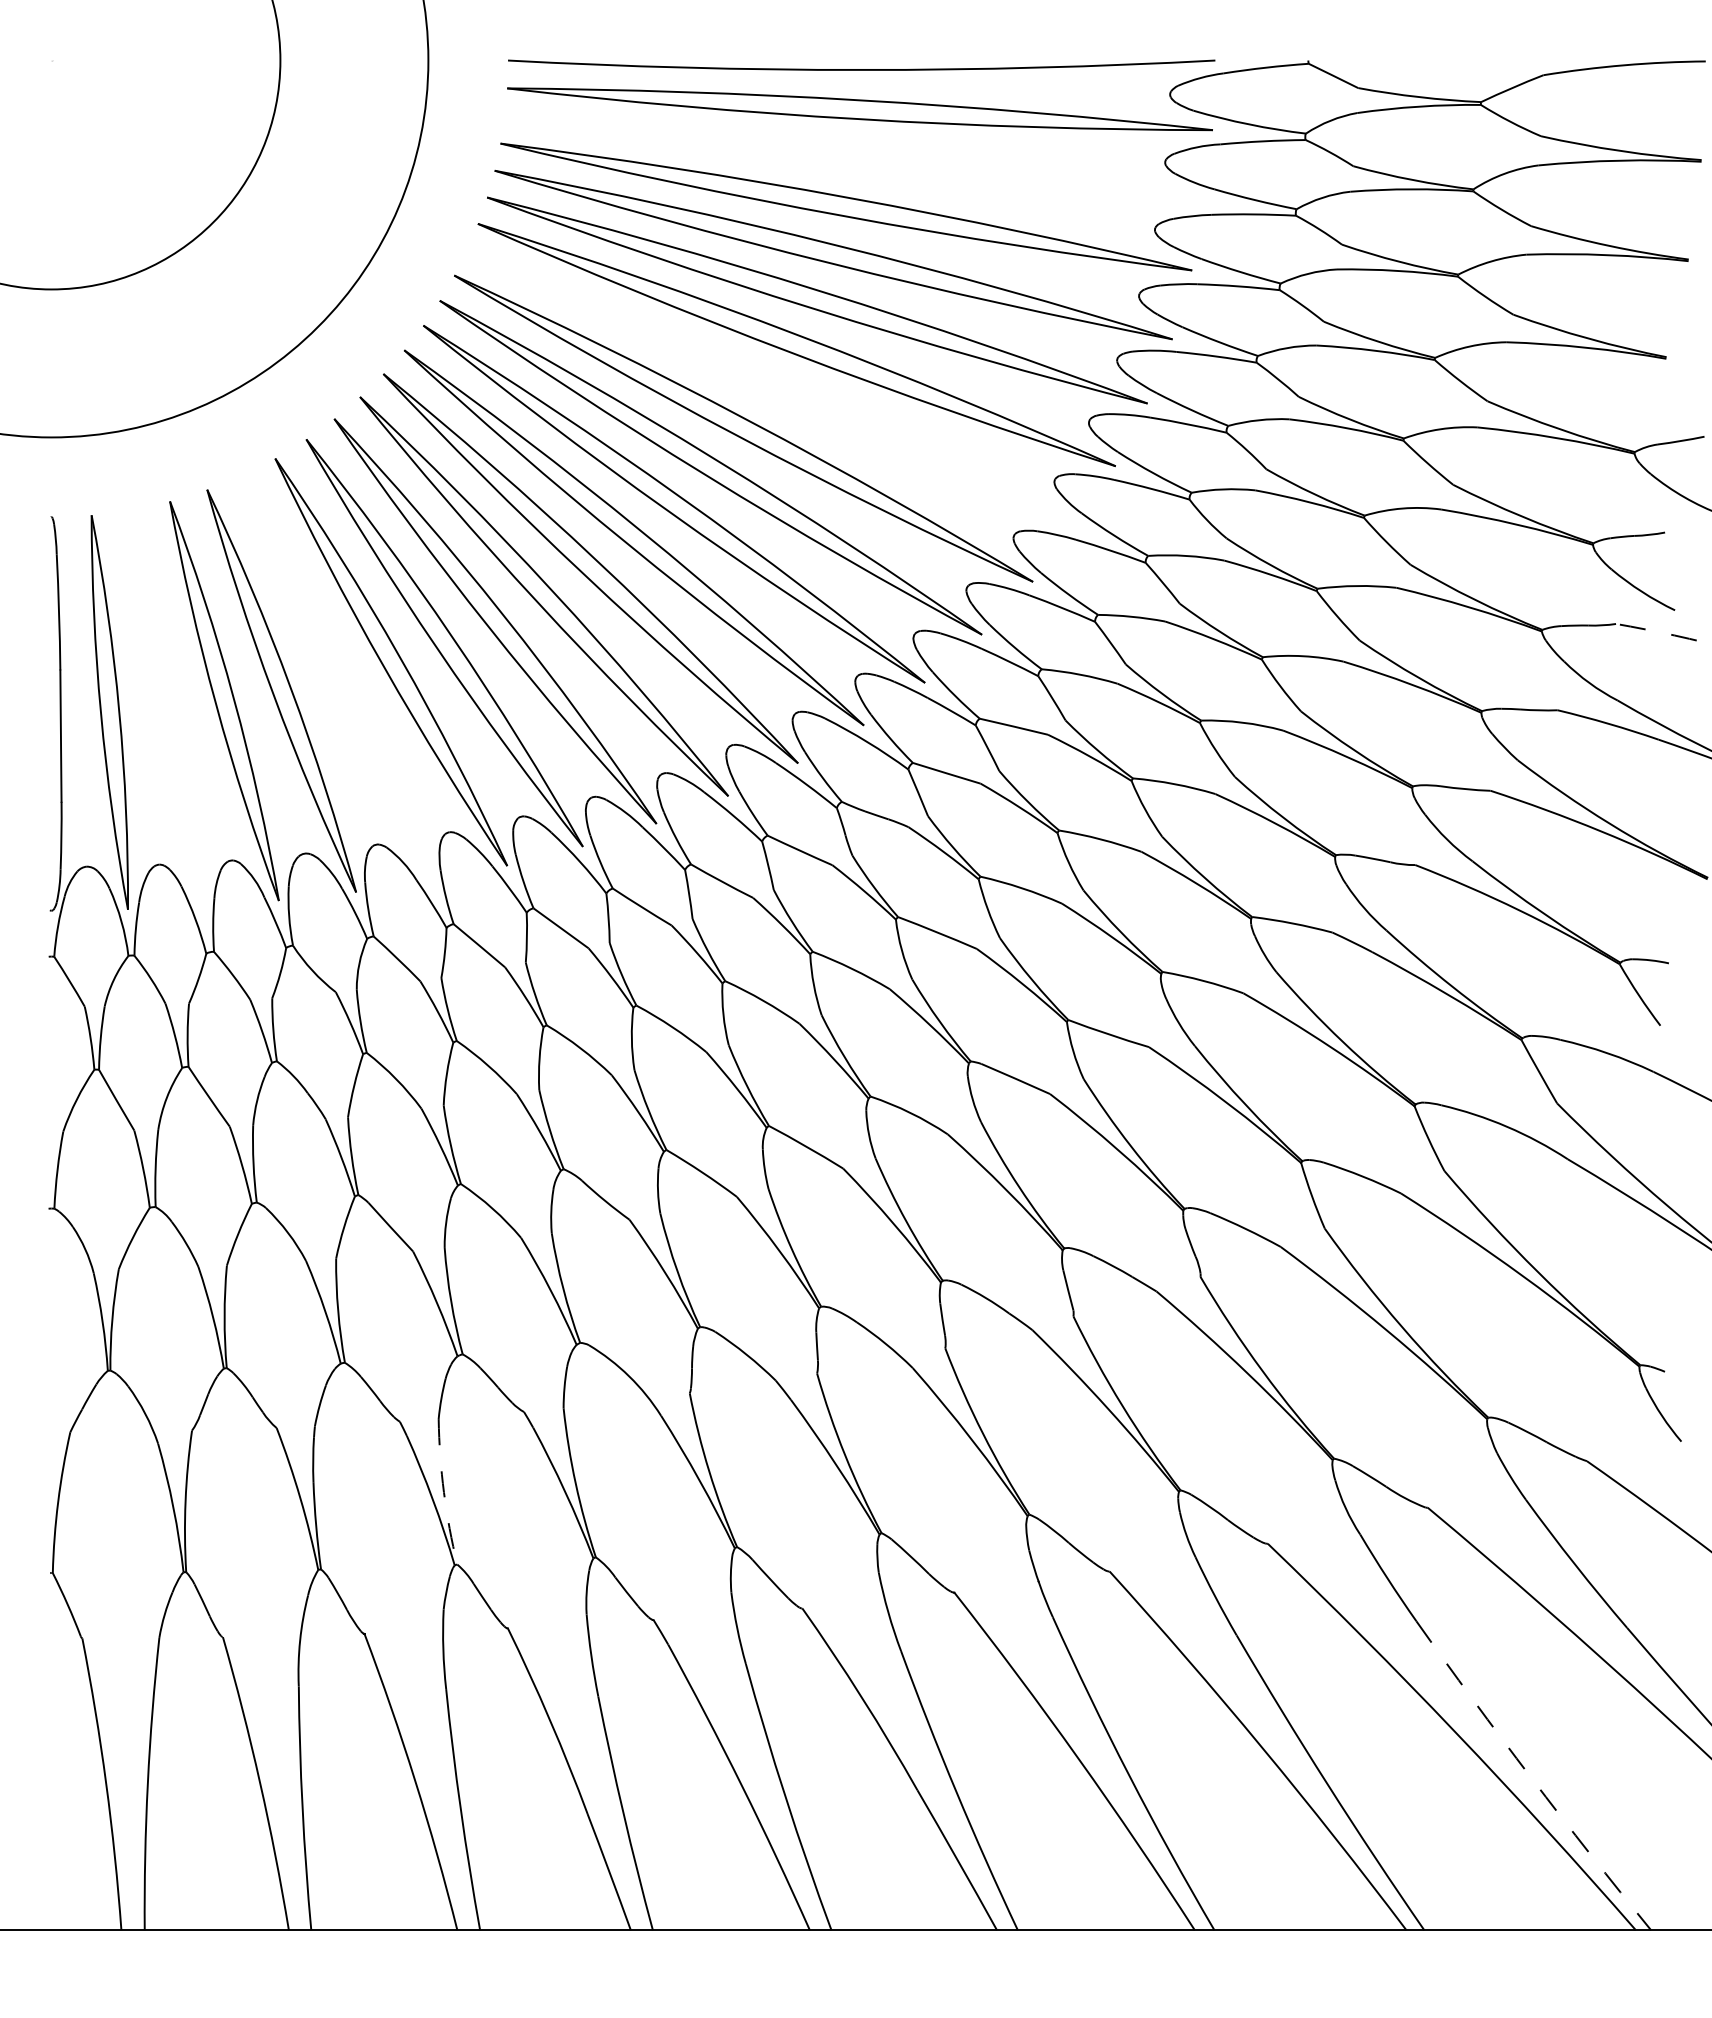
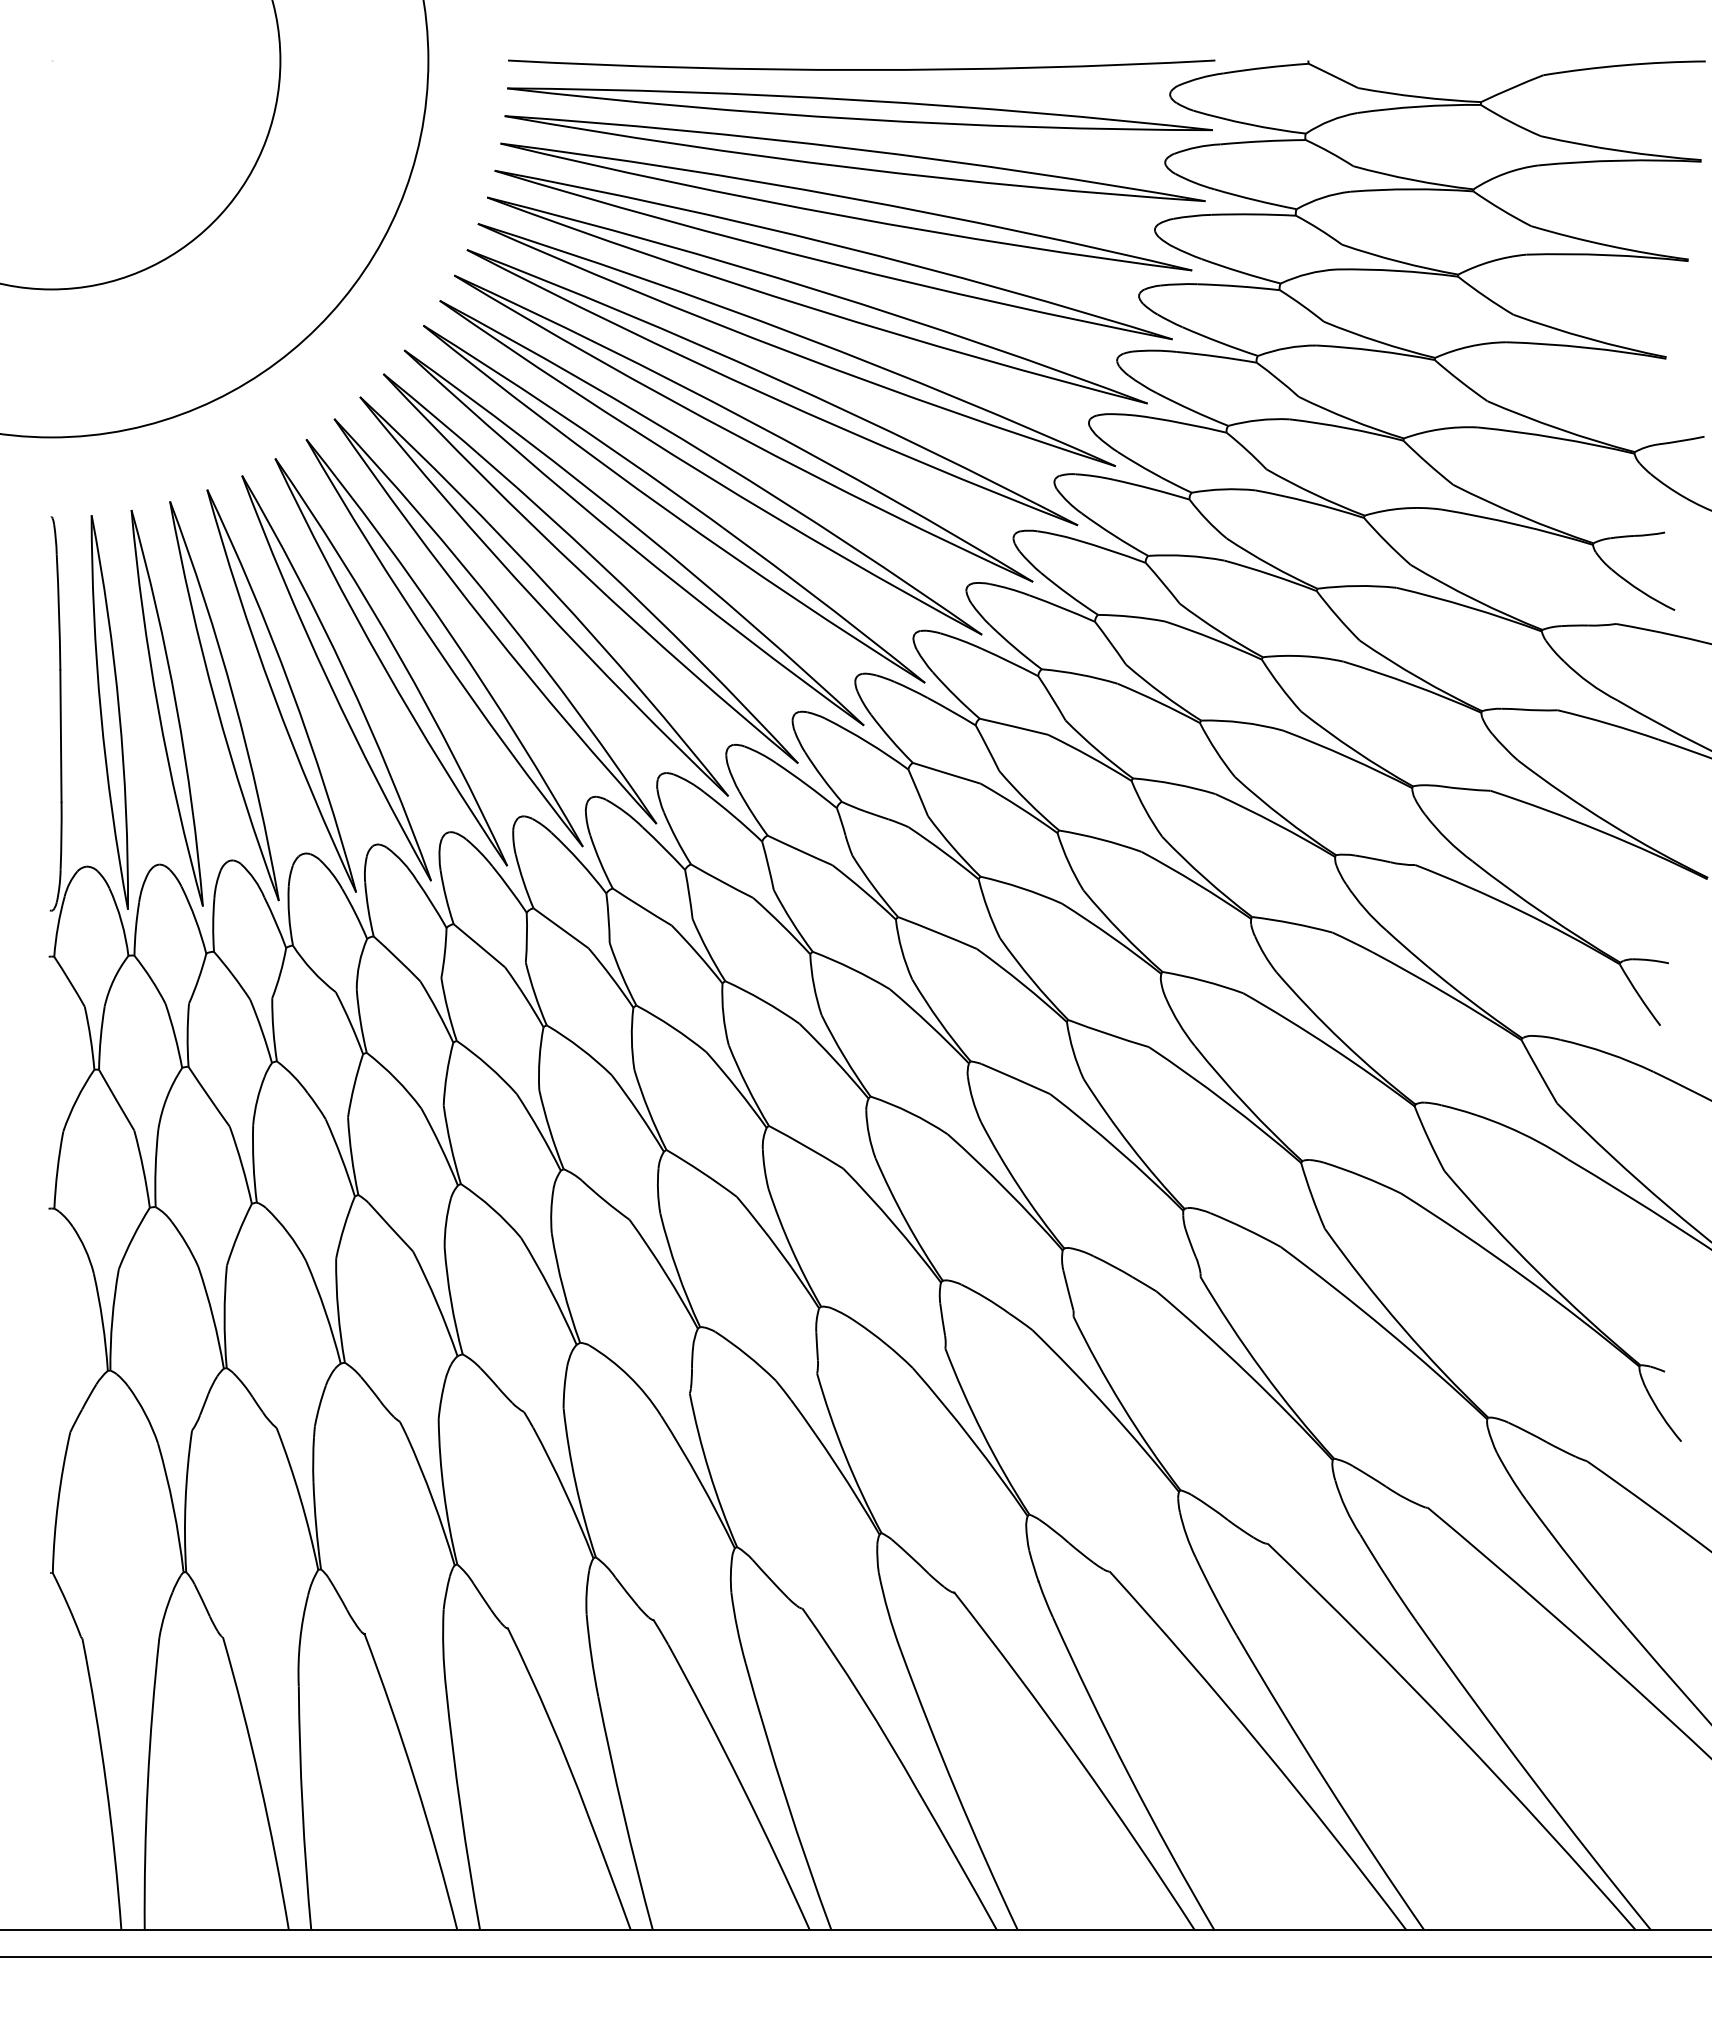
part: none -> present (854, 158)
part: none -> present (772, 387)
arc: dashed -> solid (1664, 633)
part: none -> present (336, 678)
part: none -> present (166, 707)
arc: dashed -> solid (443, 1492)
arc: dashed -> solid (1531, 1777)
line: none -> present (855, 1957)
